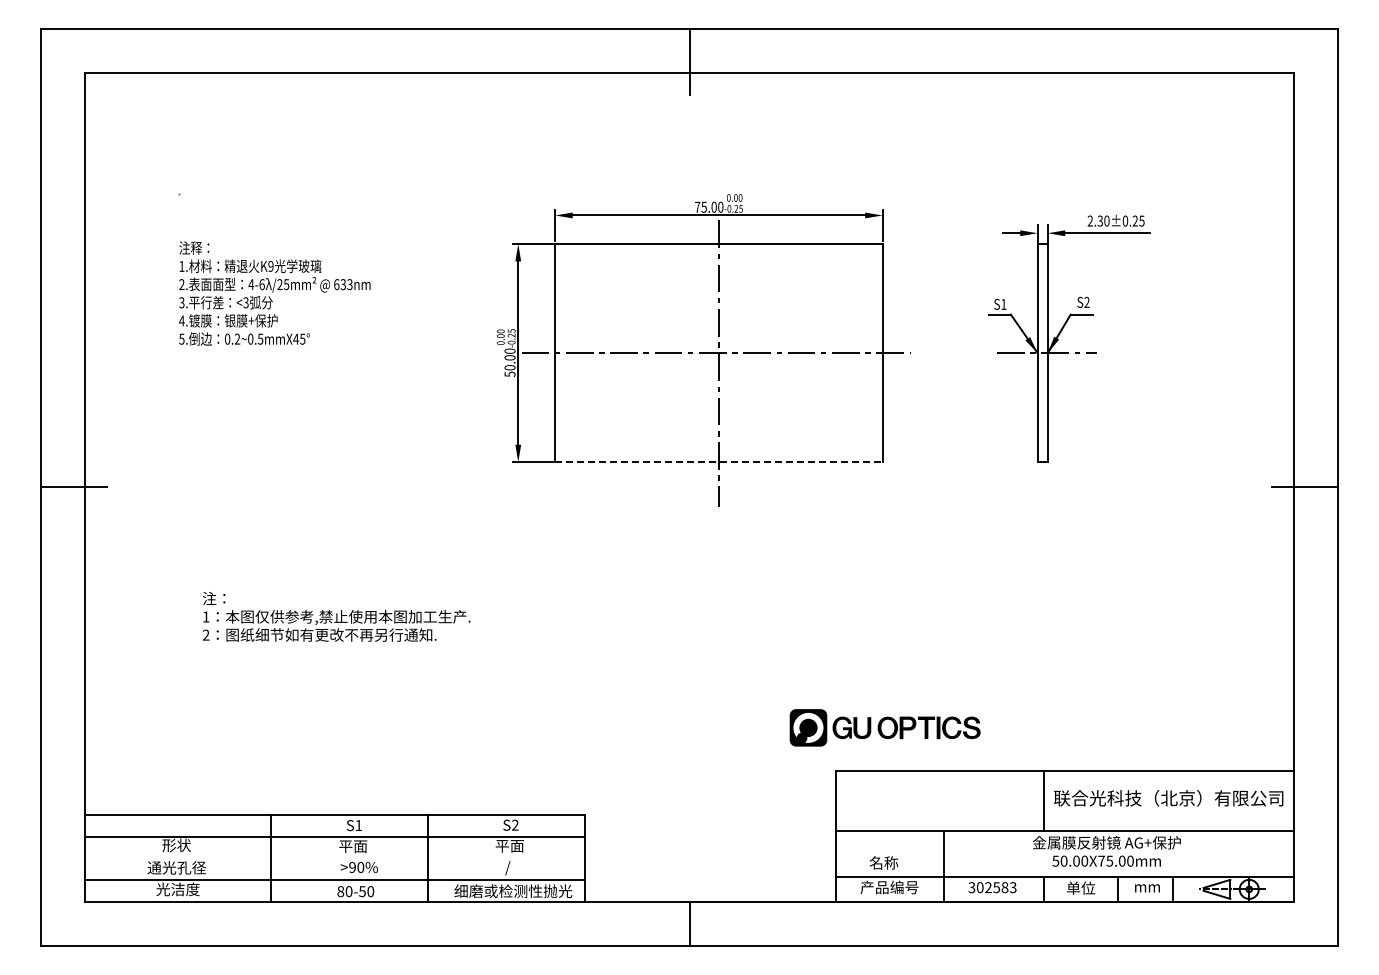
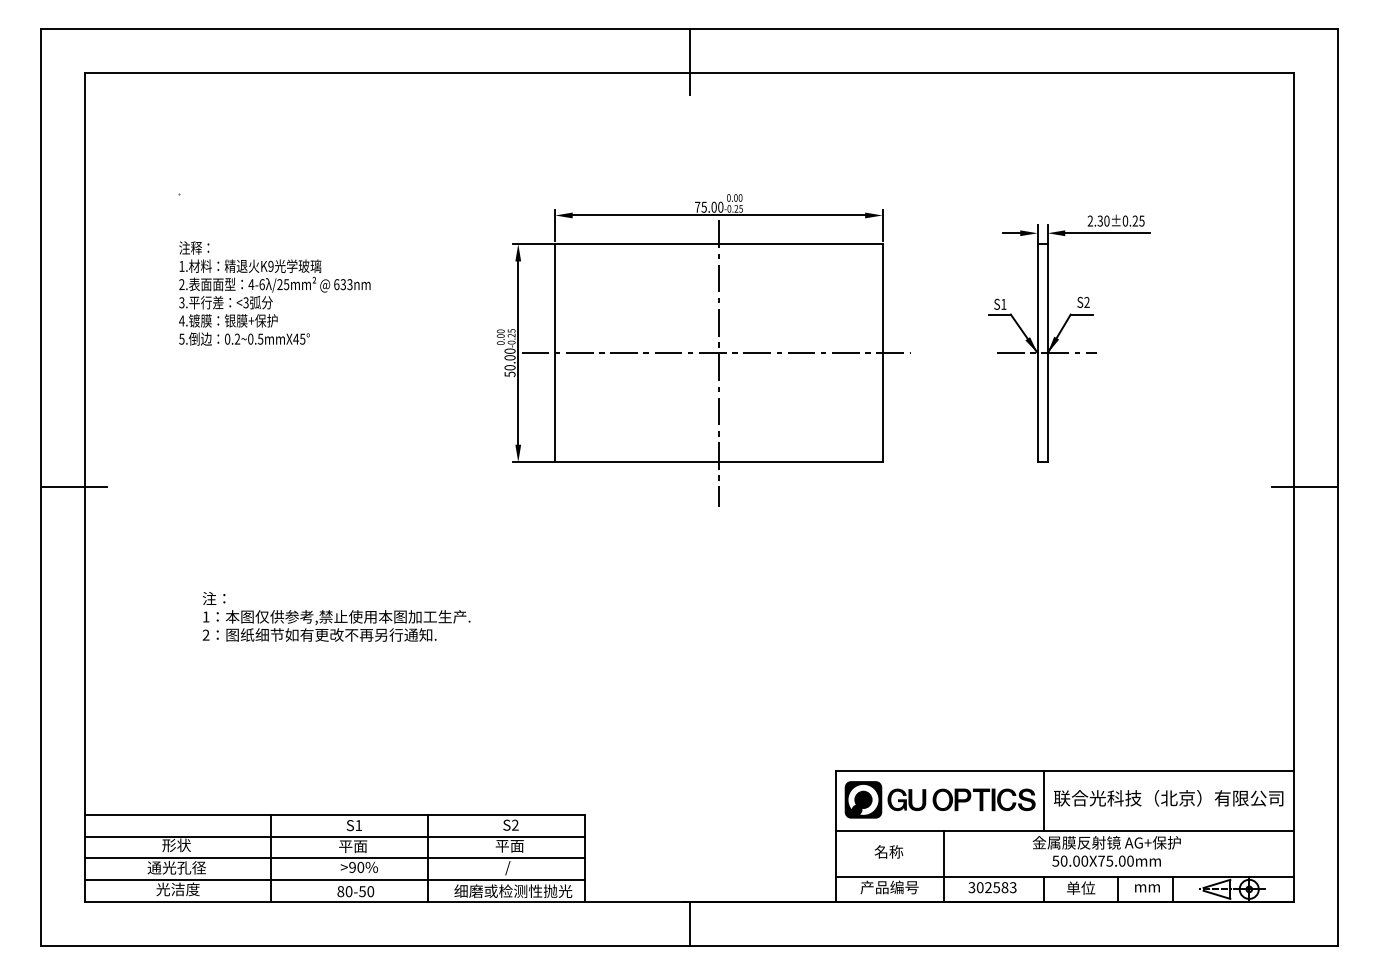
line: dashed -> solid (718, 462)
part position: (884, 727) -> (939, 799) (939, 799)
line: none -> present (335, 858)
text position: (883, 862) -> (888, 851) (888, 851)
